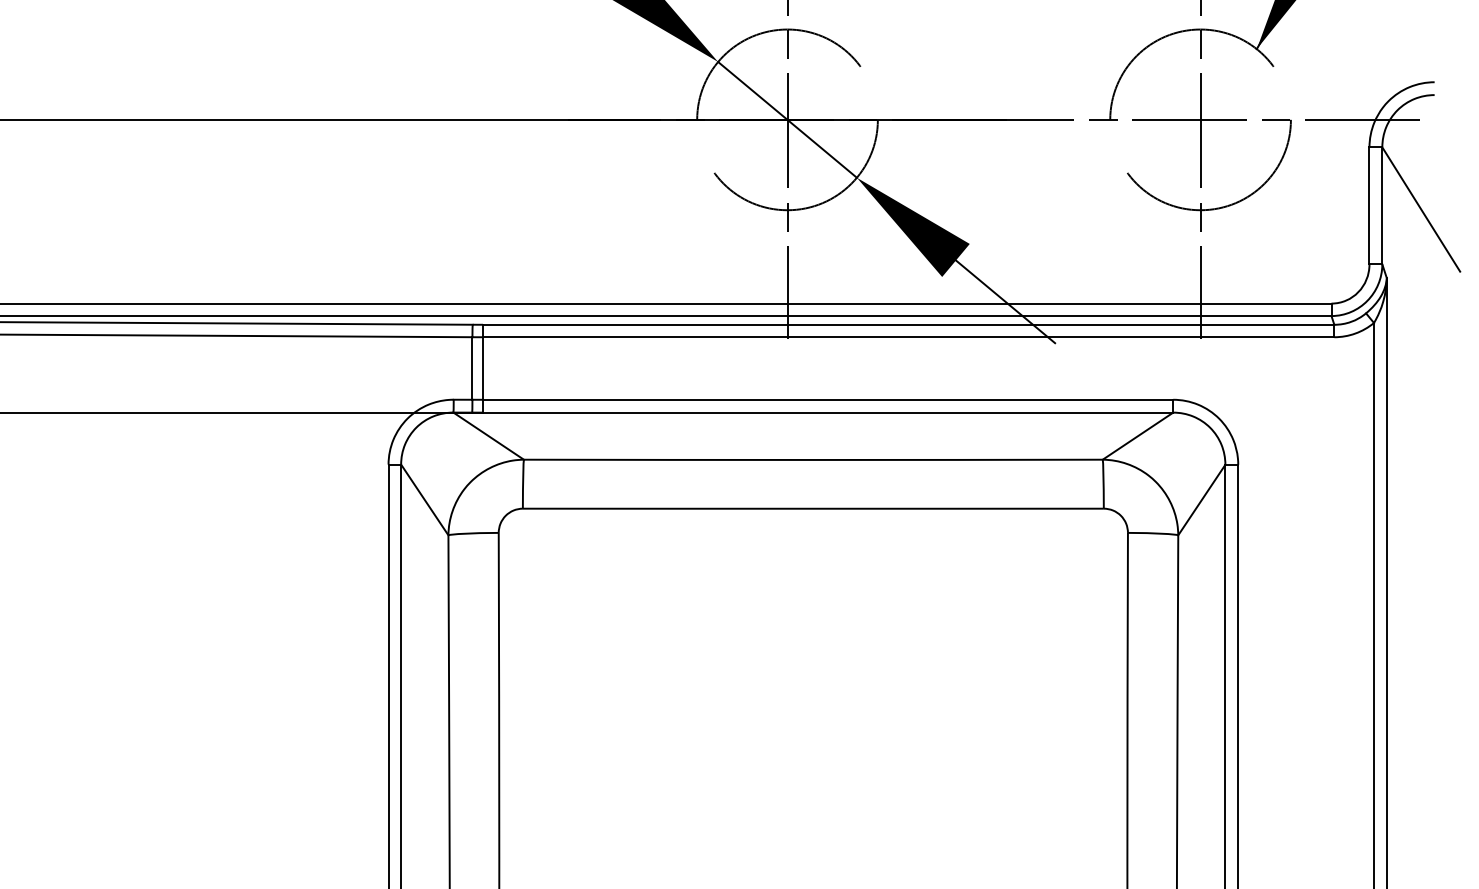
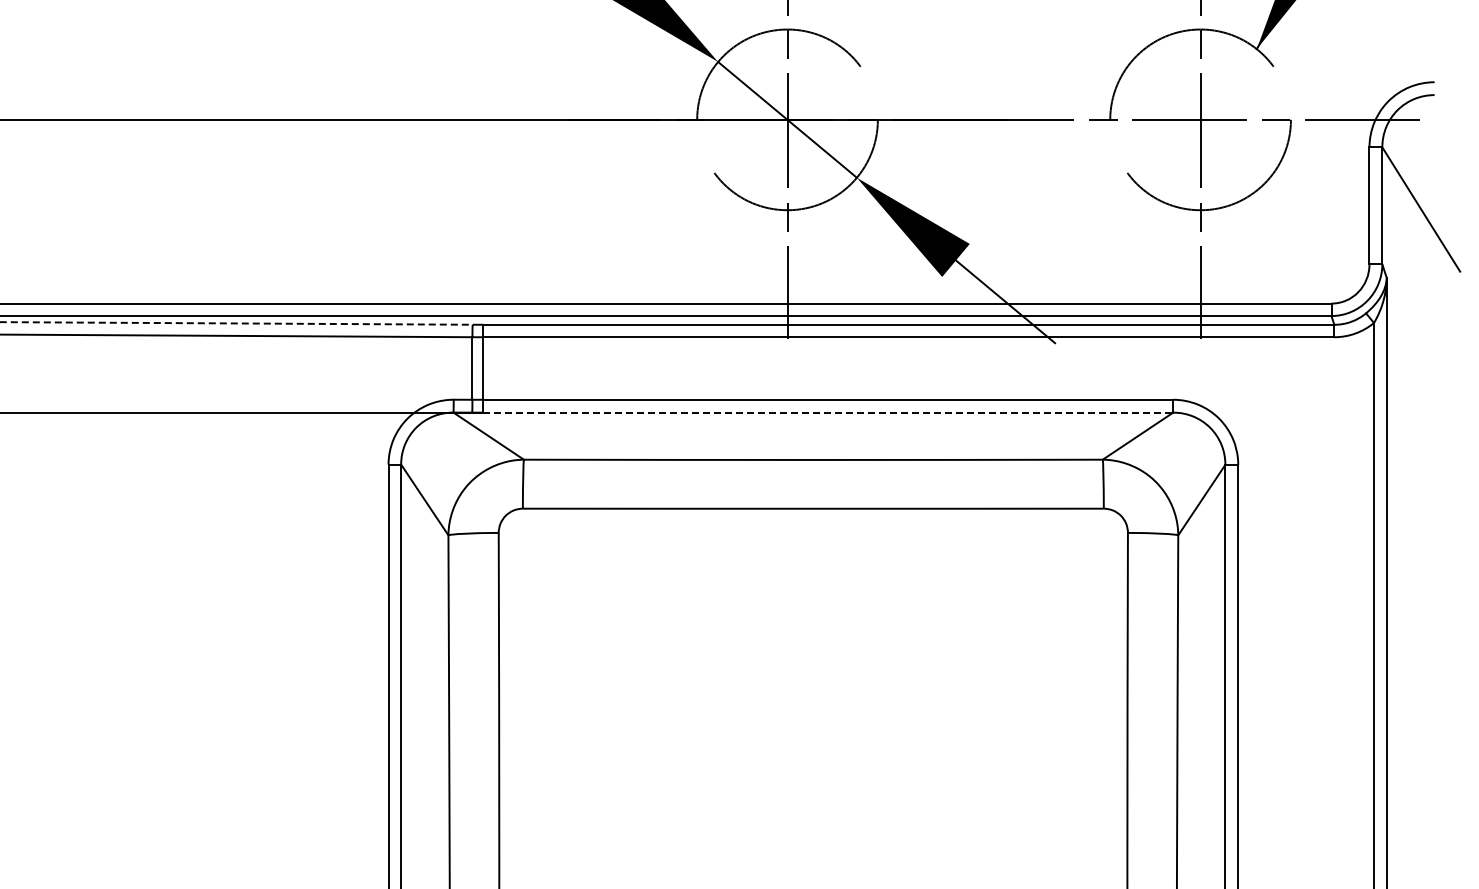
line: solid -> dashed (236, 323)
line: solid -> dashed (828, 412)
